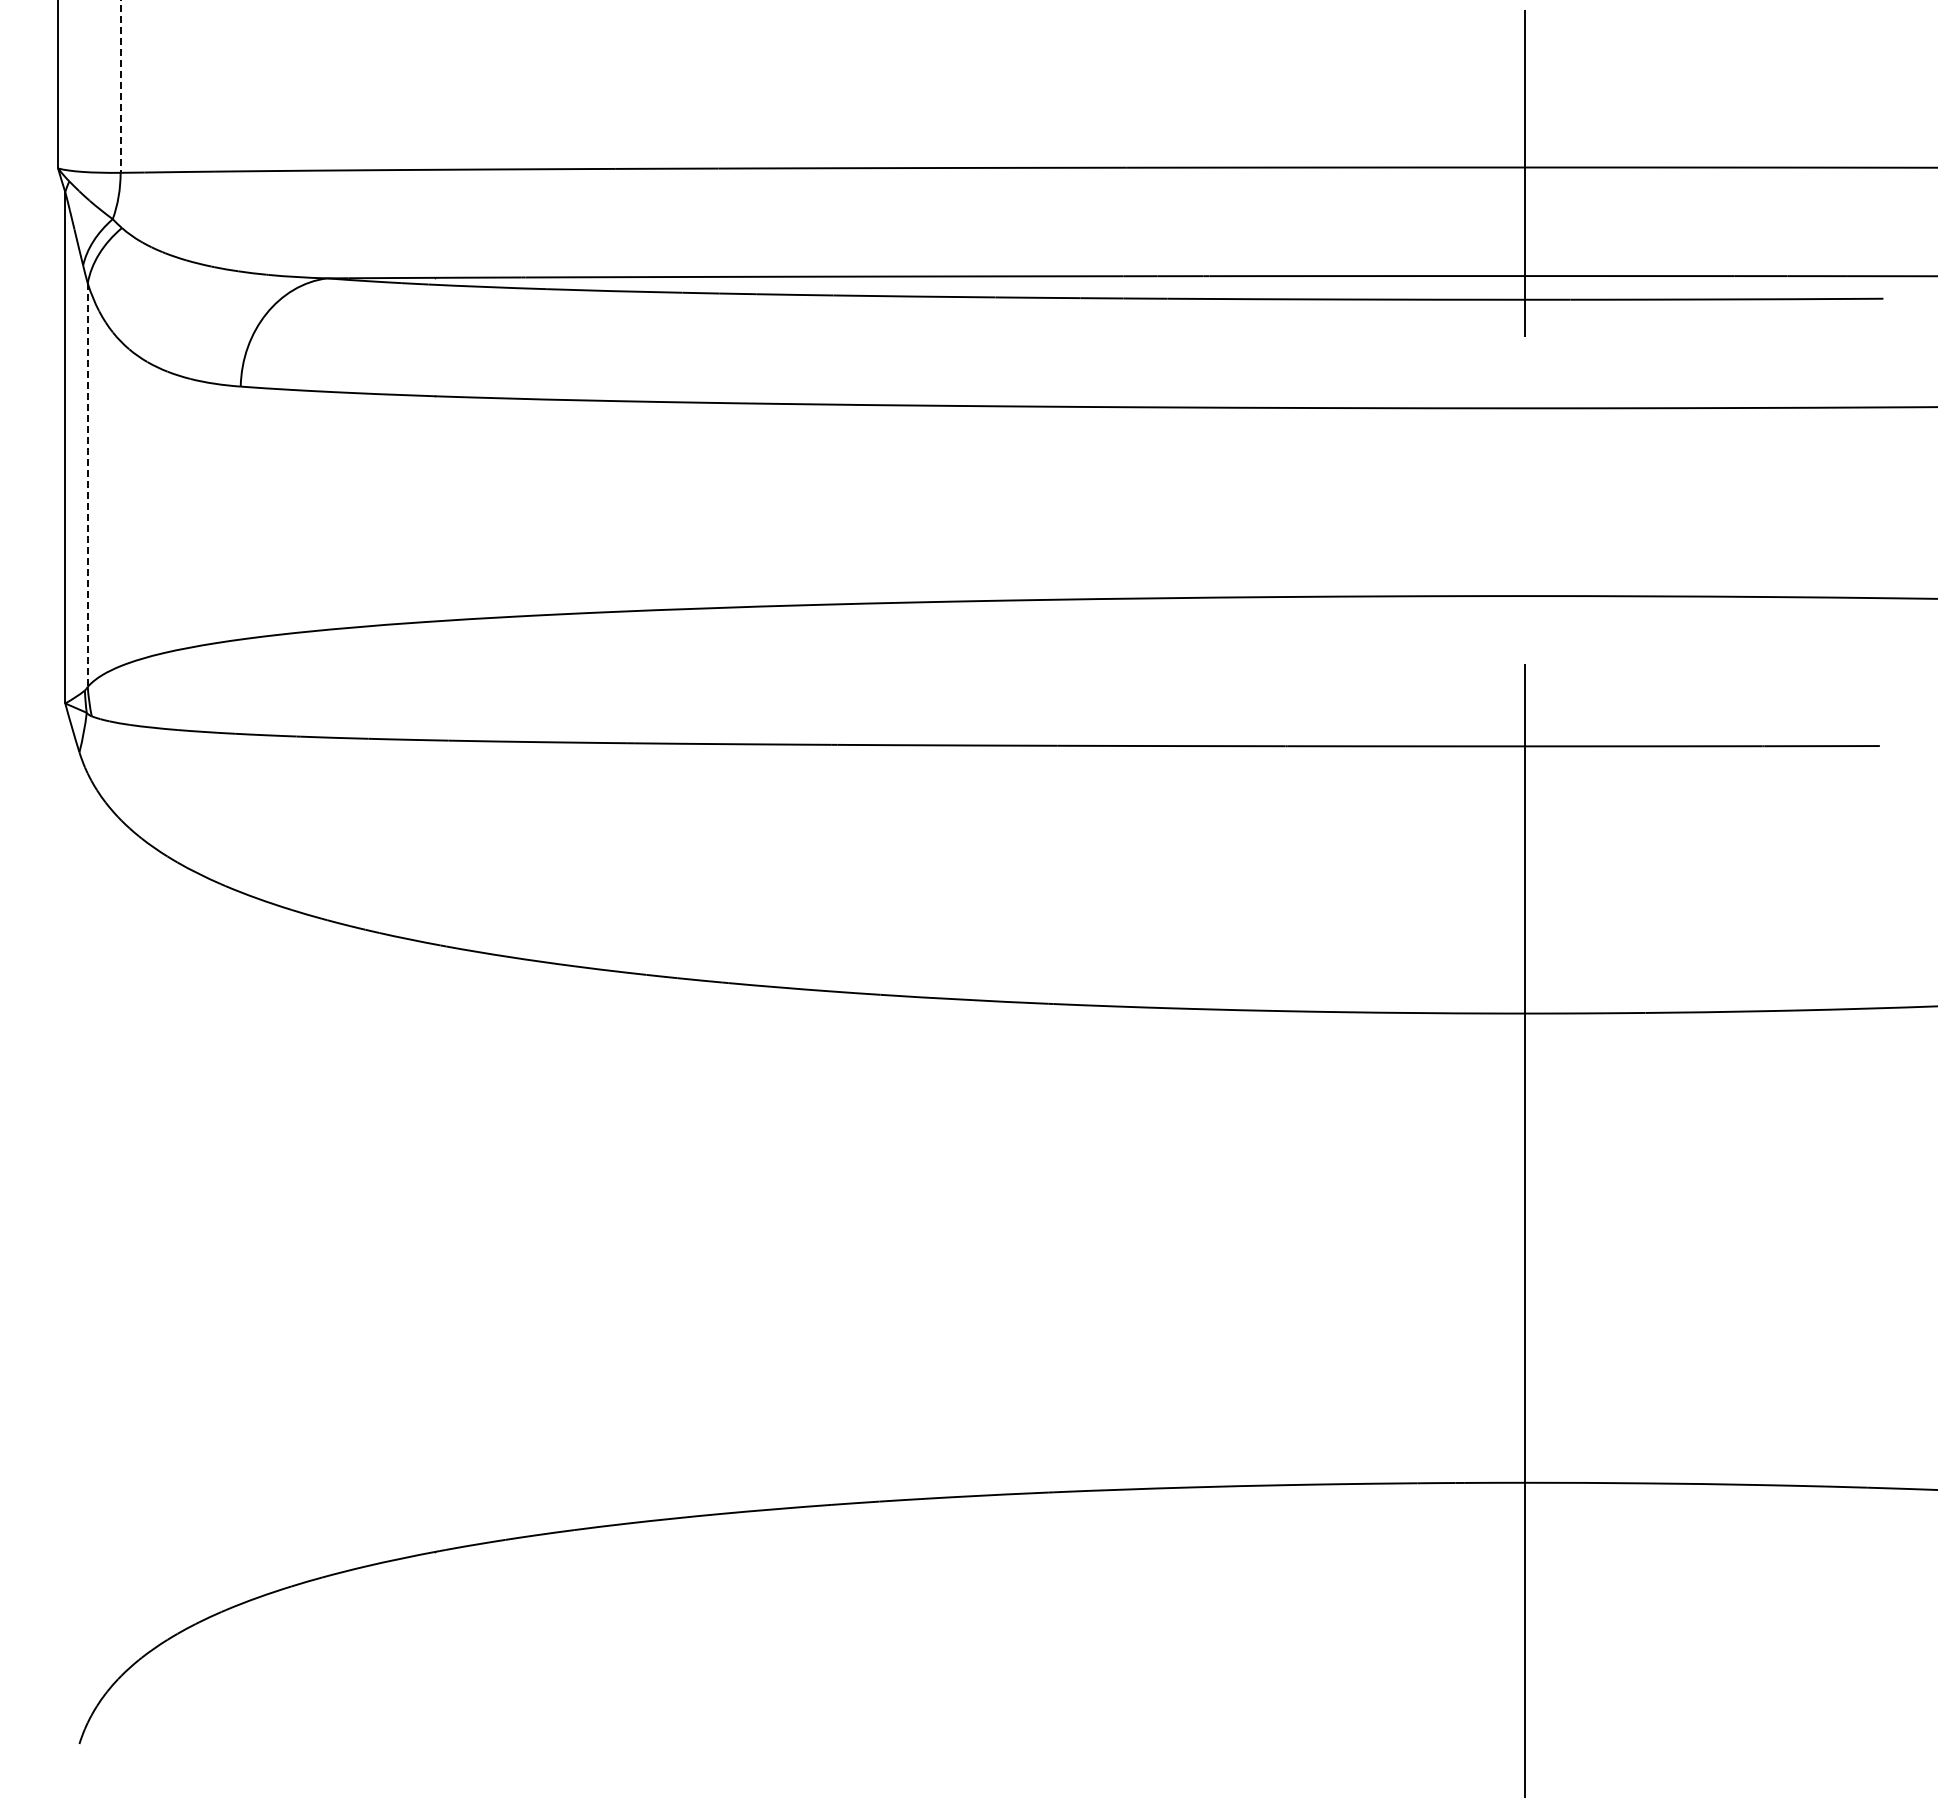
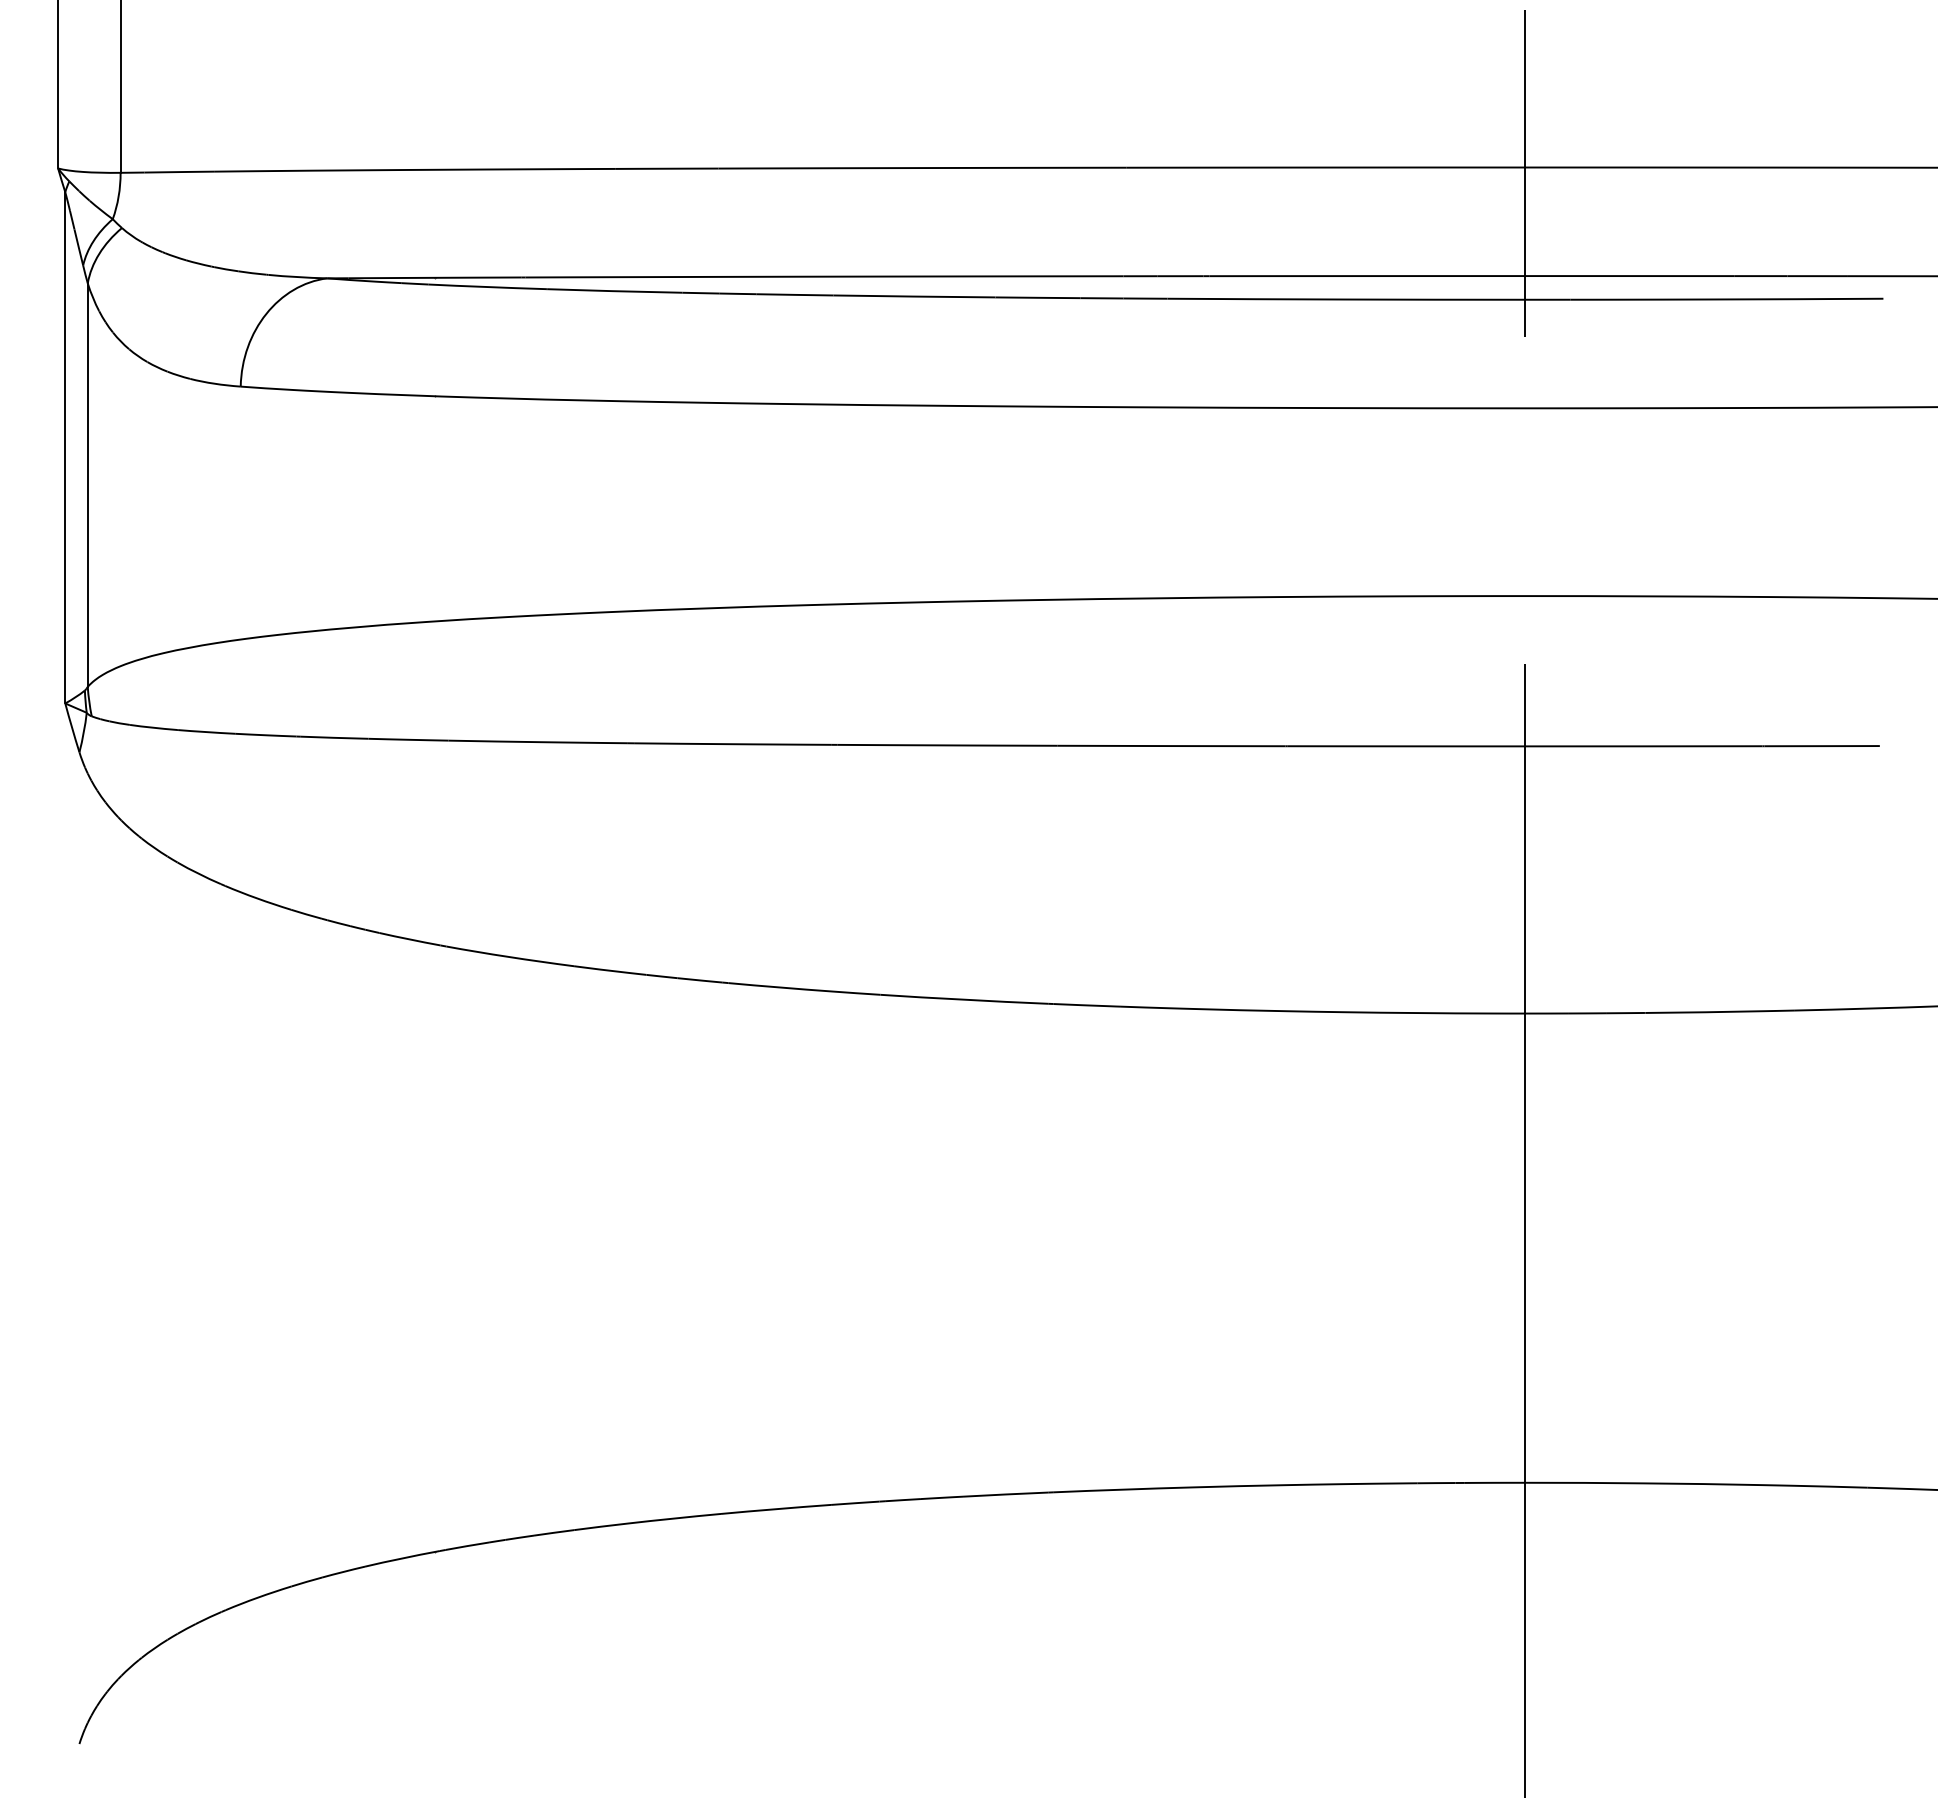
line: dashed -> solid (120, 86)
line: dashed -> solid (87, 485)
